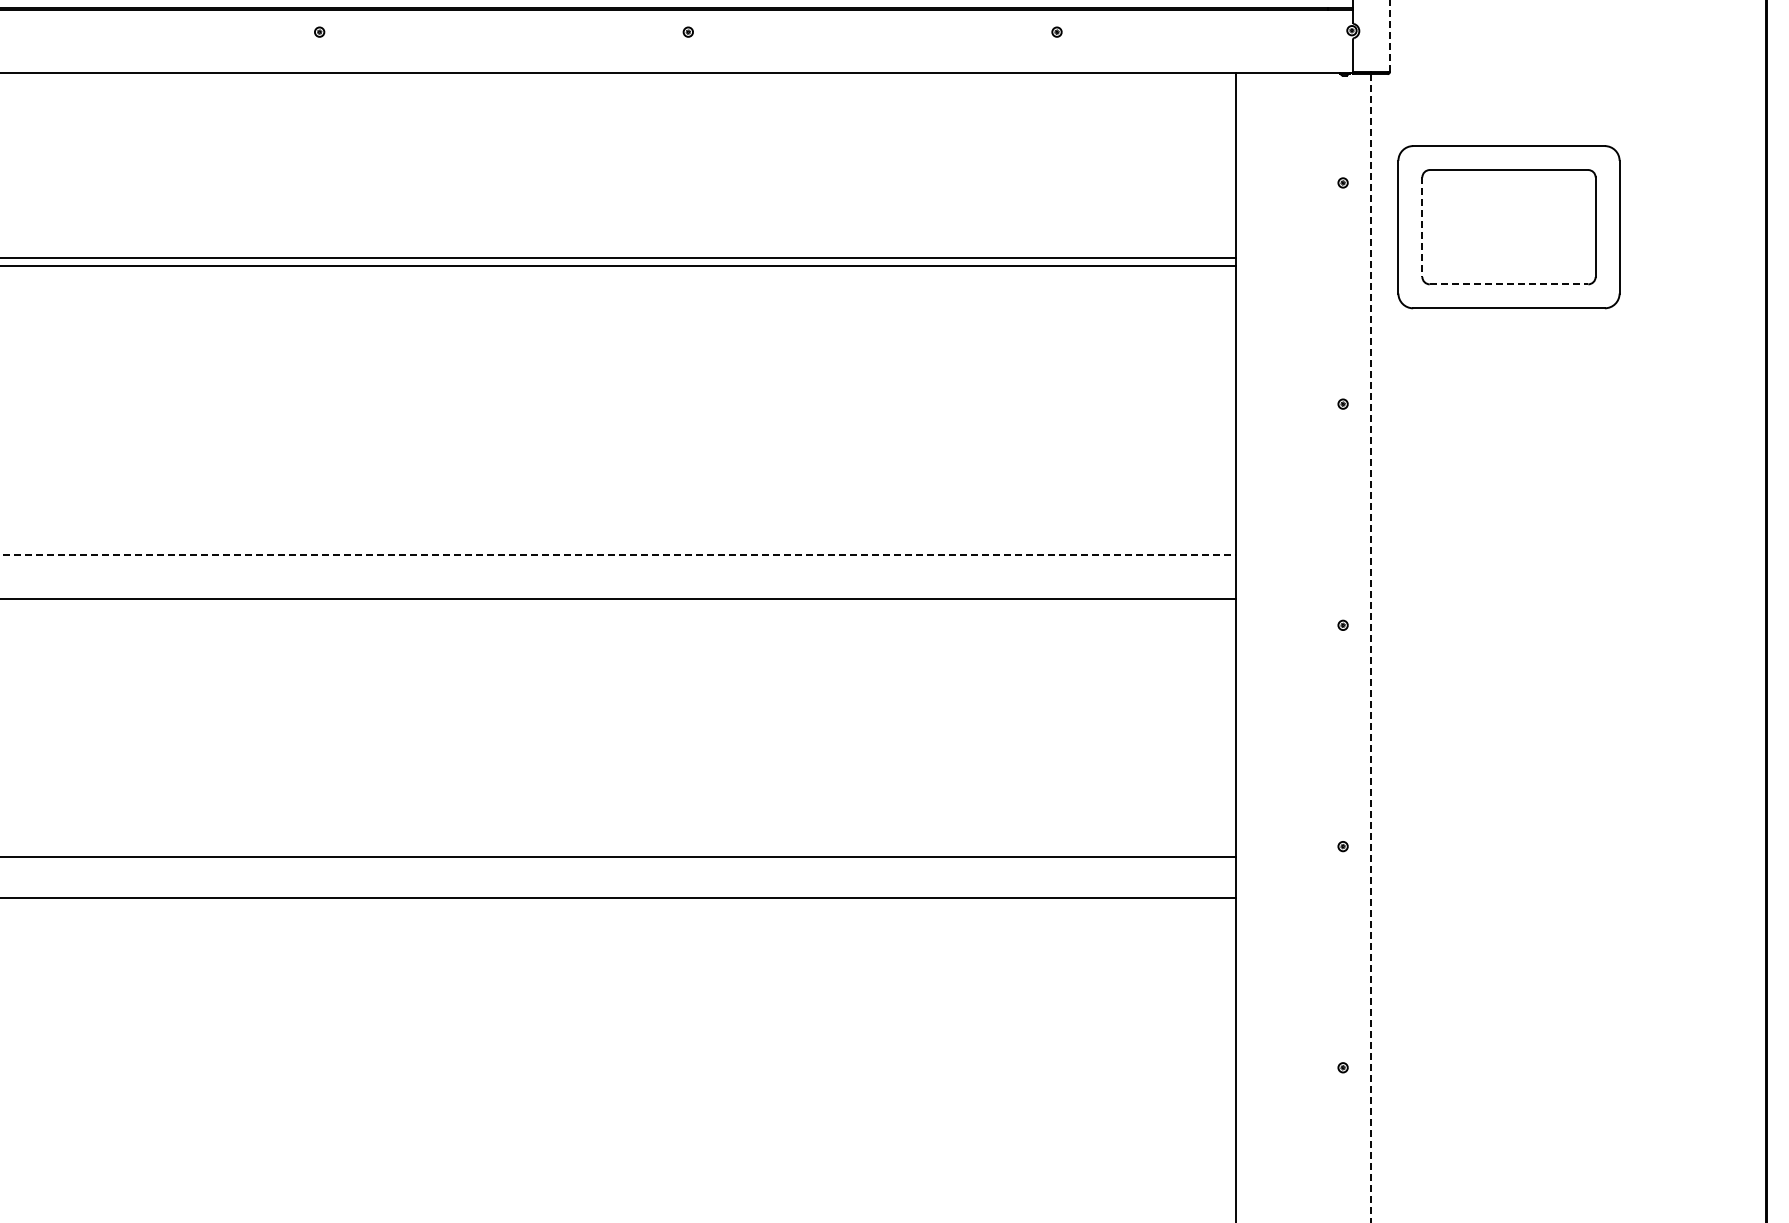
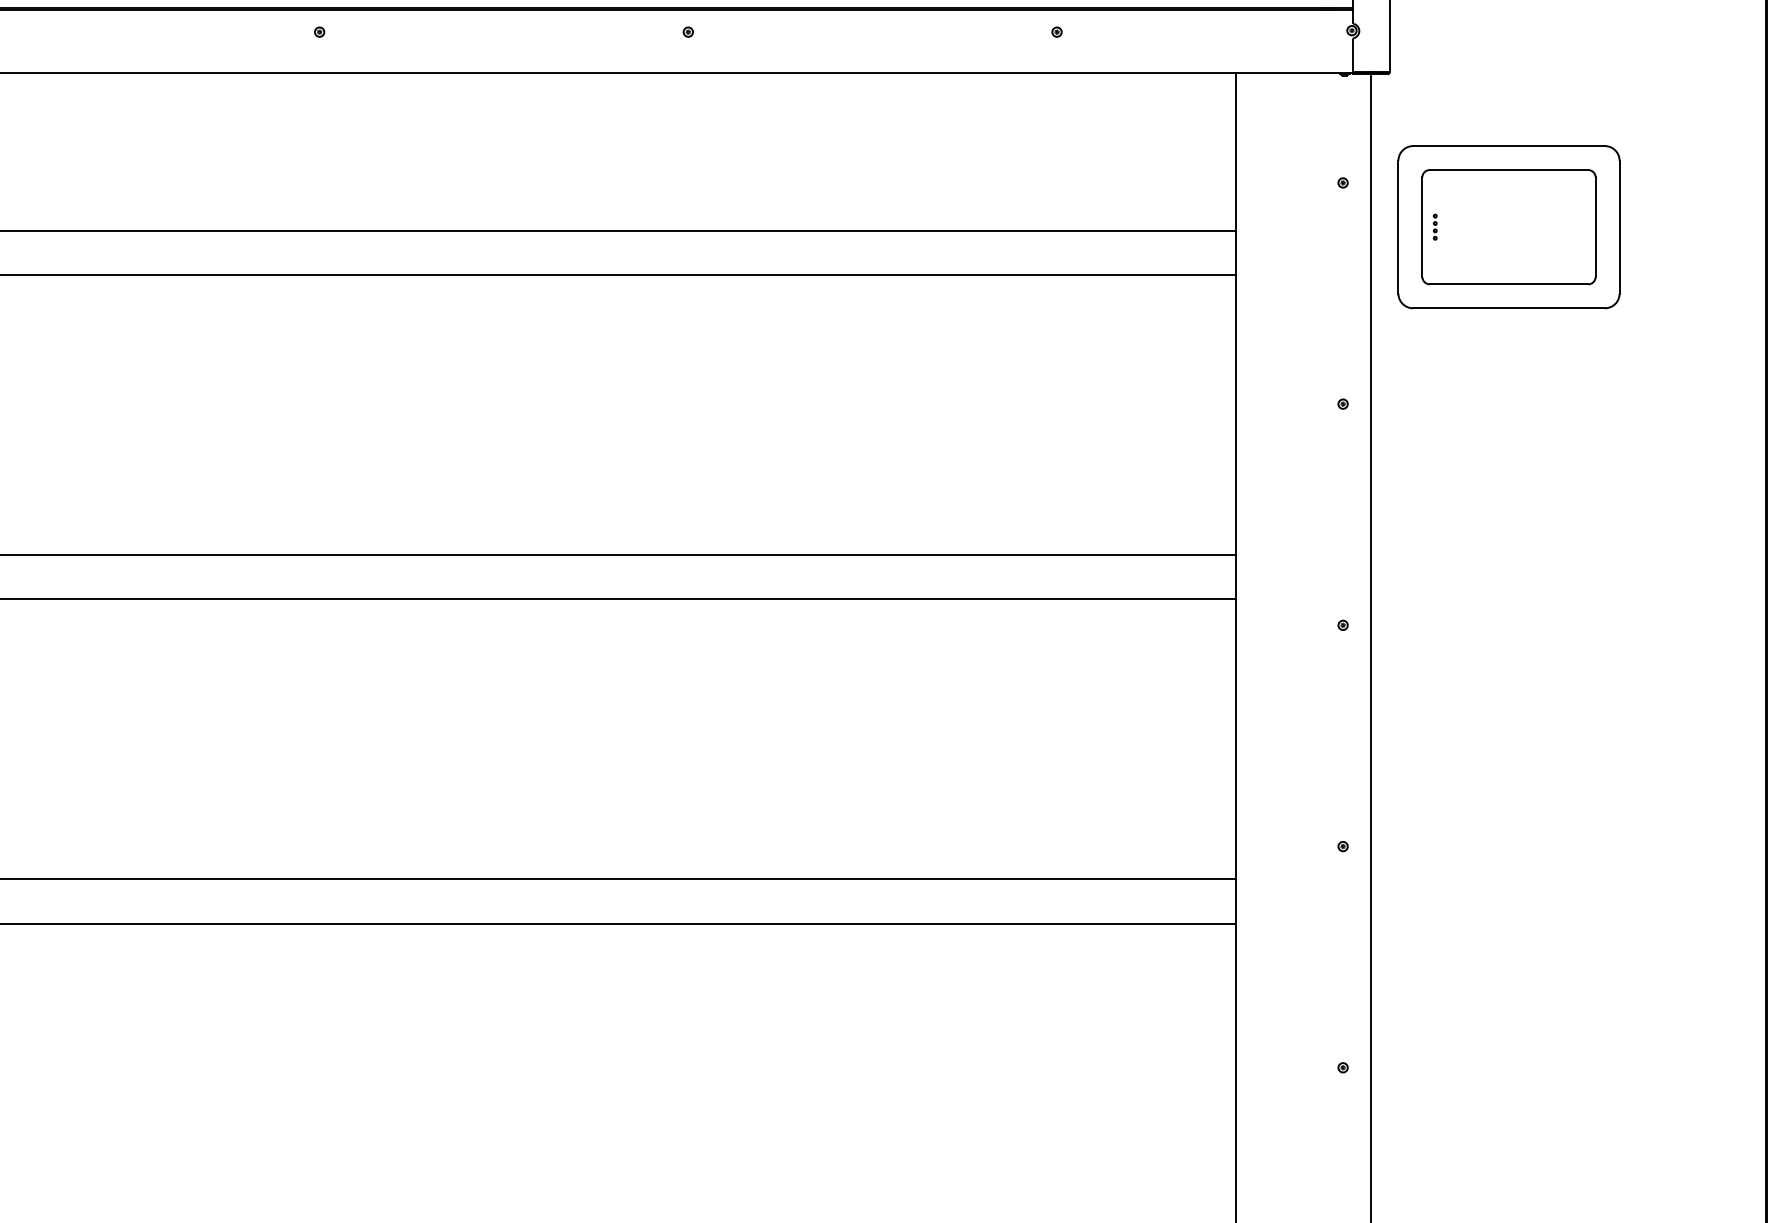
line: dashed -> solid (1389, 36)
part: none -> present (1434, 226)
line: dashed -> solid (1422, 227)
line position: (619, 257) -> (619, 274) (619, 274)
line position: (619, 265) -> (619, 230) (619, 230)
line: dashed -> solid (1509, 284)
line: dashed -> solid (618, 554)
line: dashed -> solid (1371, 649)
line position: (619, 857) -> (619, 879) (619, 879)
line position: (619, 897) -> (619, 923) (619, 923)
